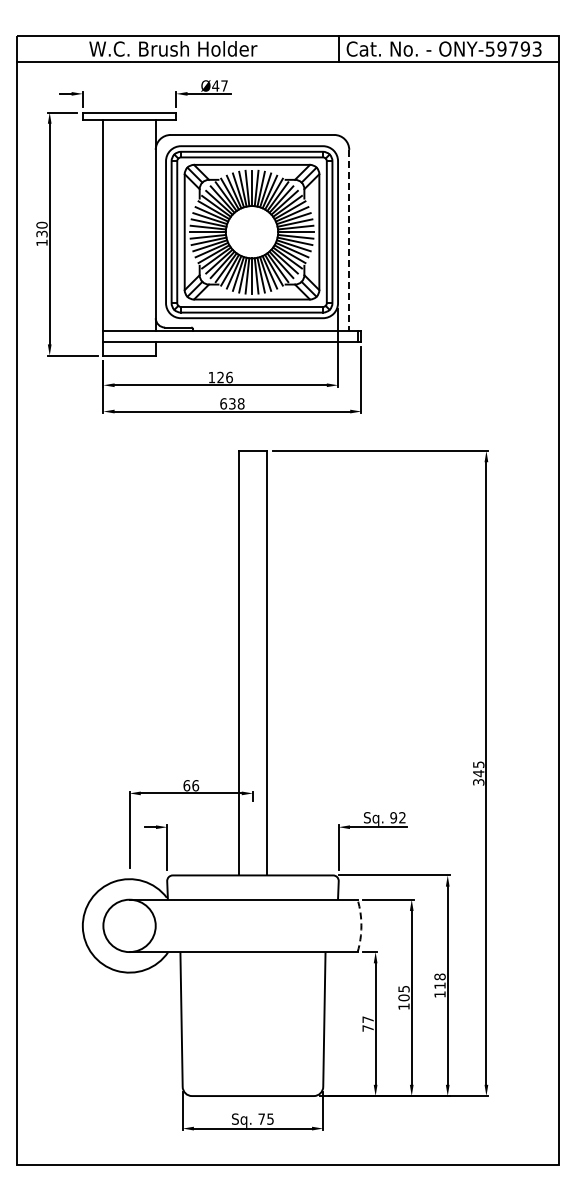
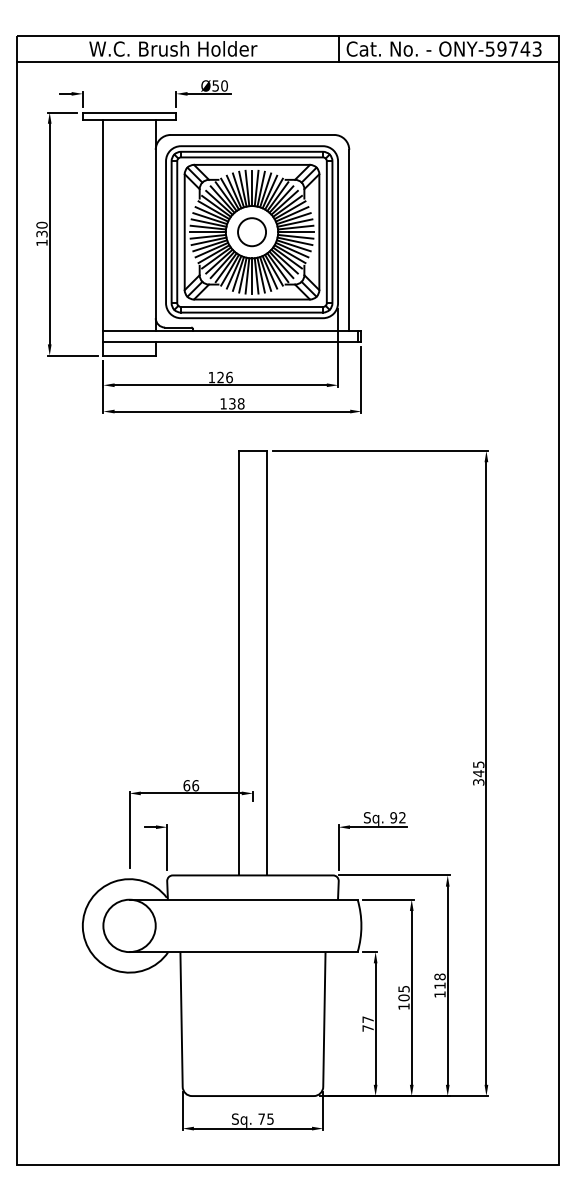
text: ONY-59793 -> ONY-59743 (525, 48)
text: Ø47 -> Ø50 (219, 85)
circle: none -> present (251, 232)
line: dashed -> solid (349, 240)
text: 638 -> 138 (223, 403)
arc: dashed -> solid (361, 925)
